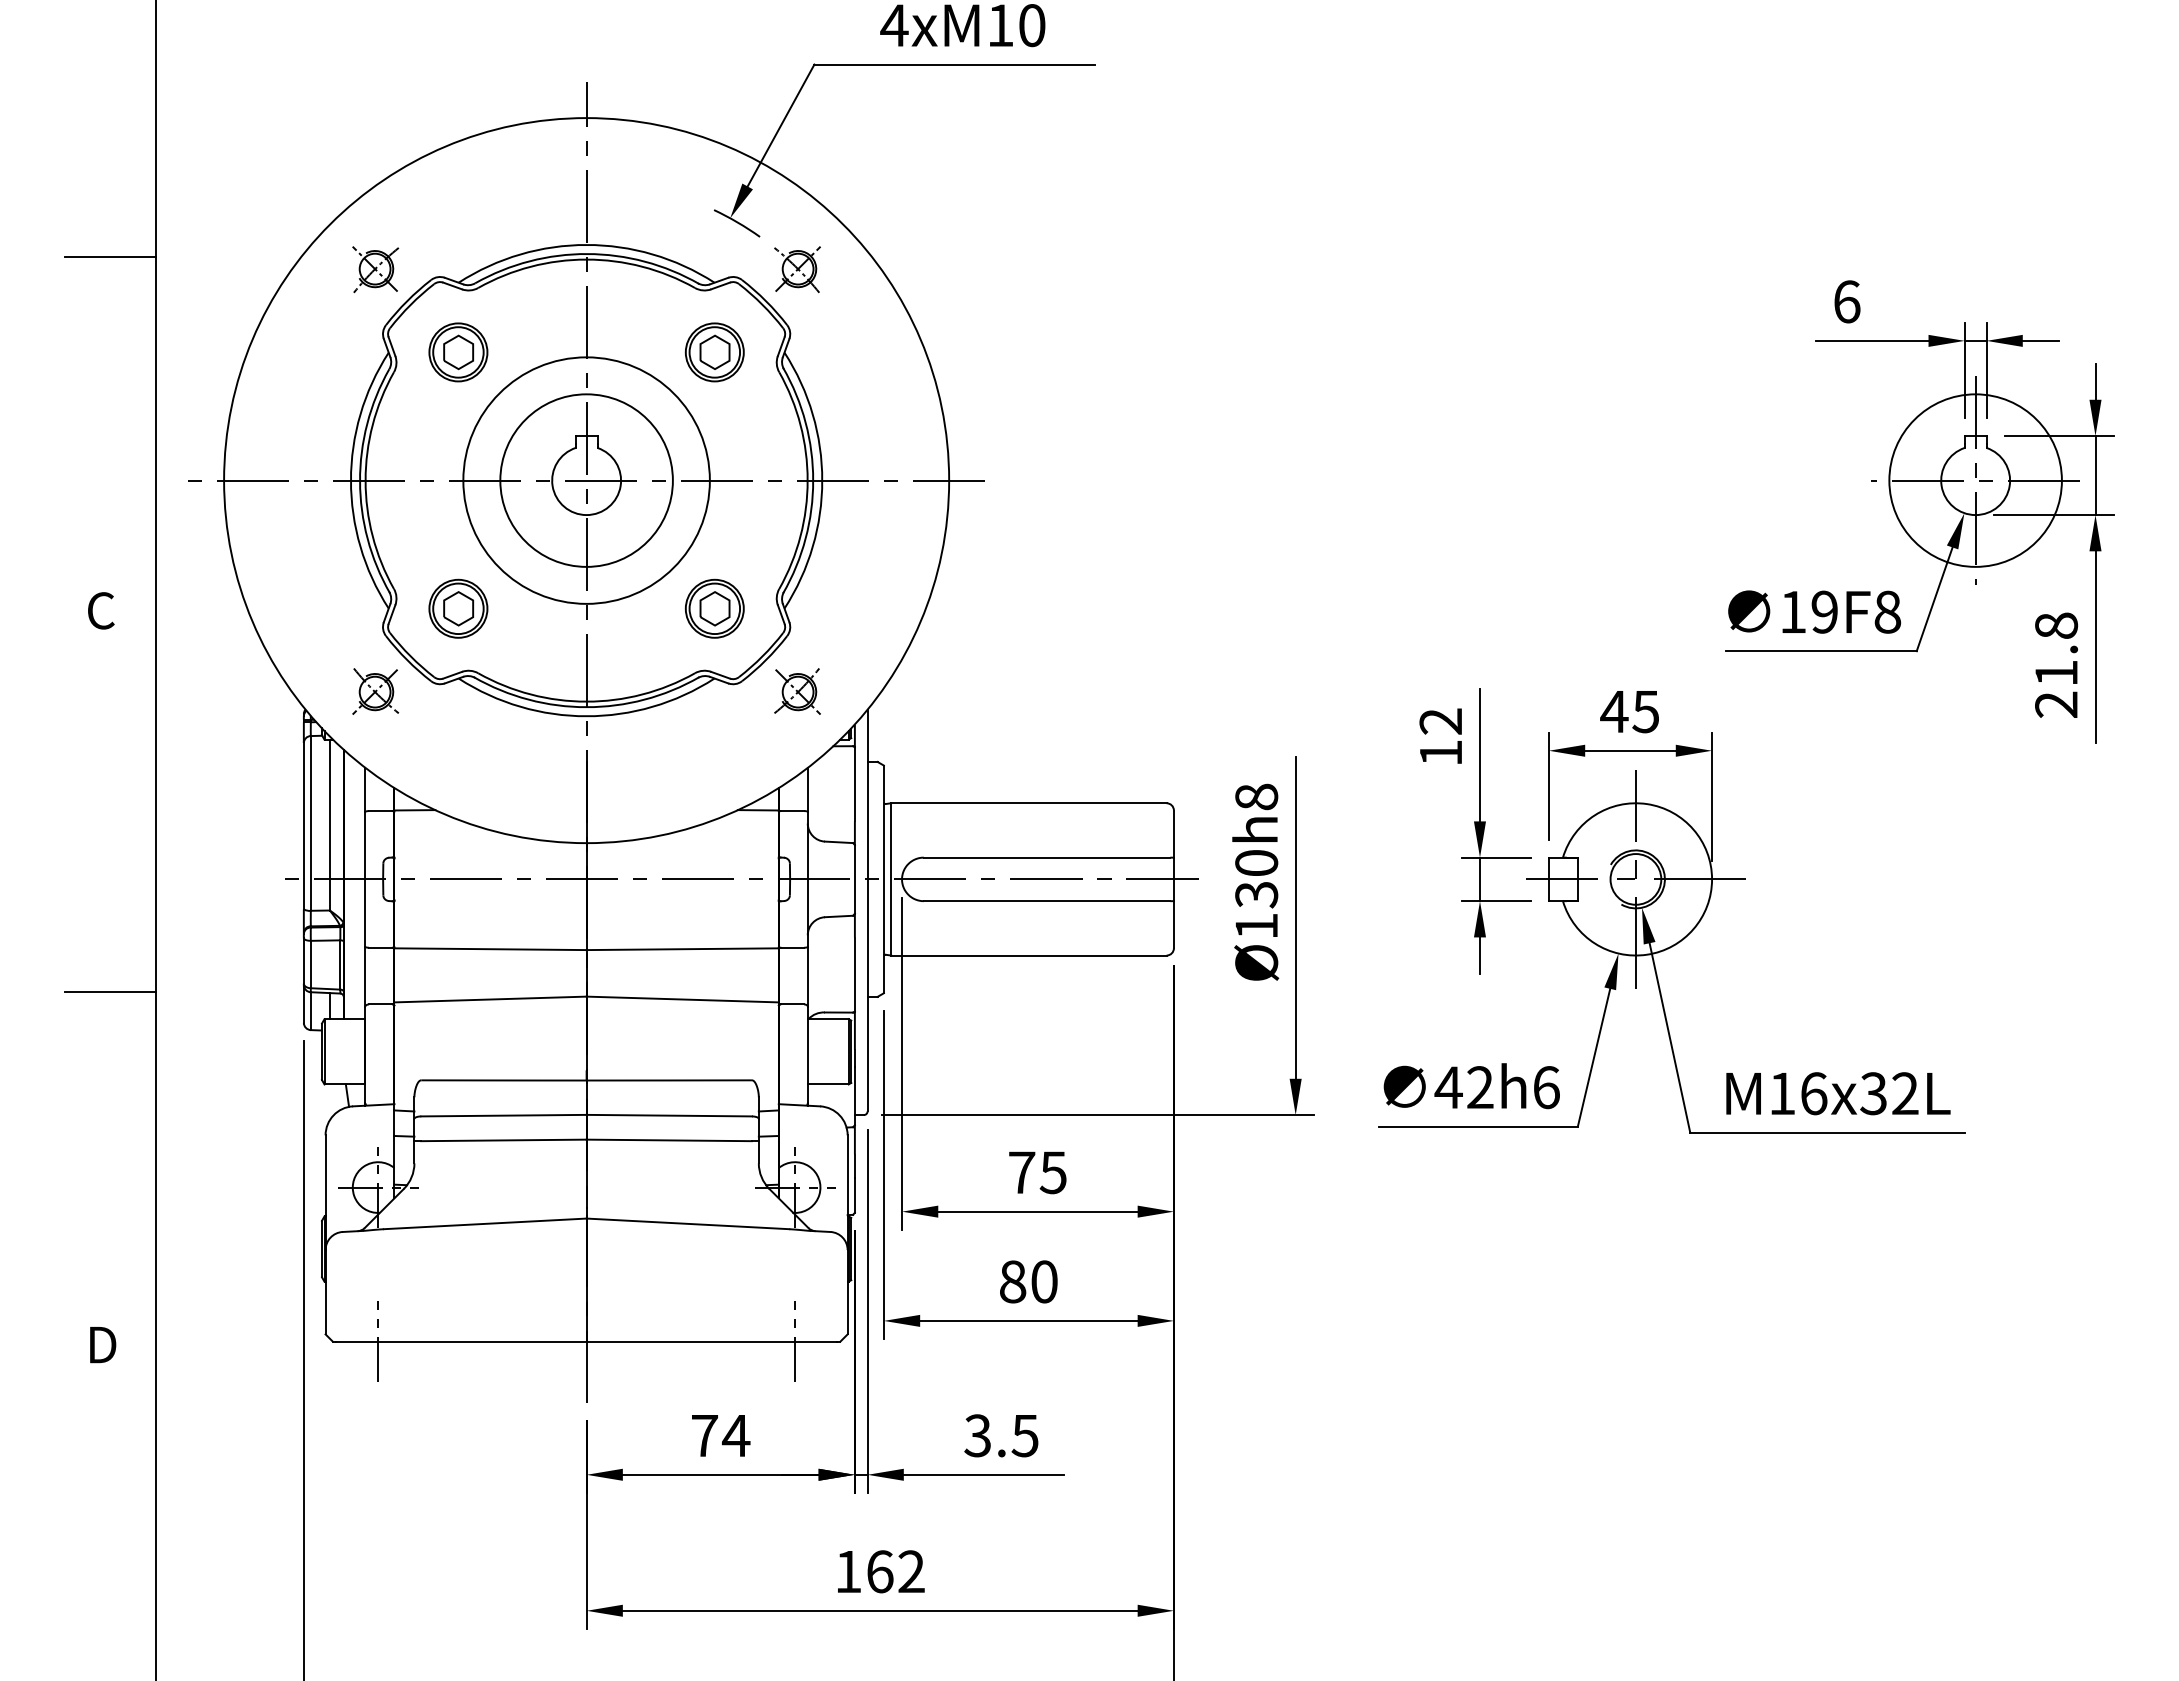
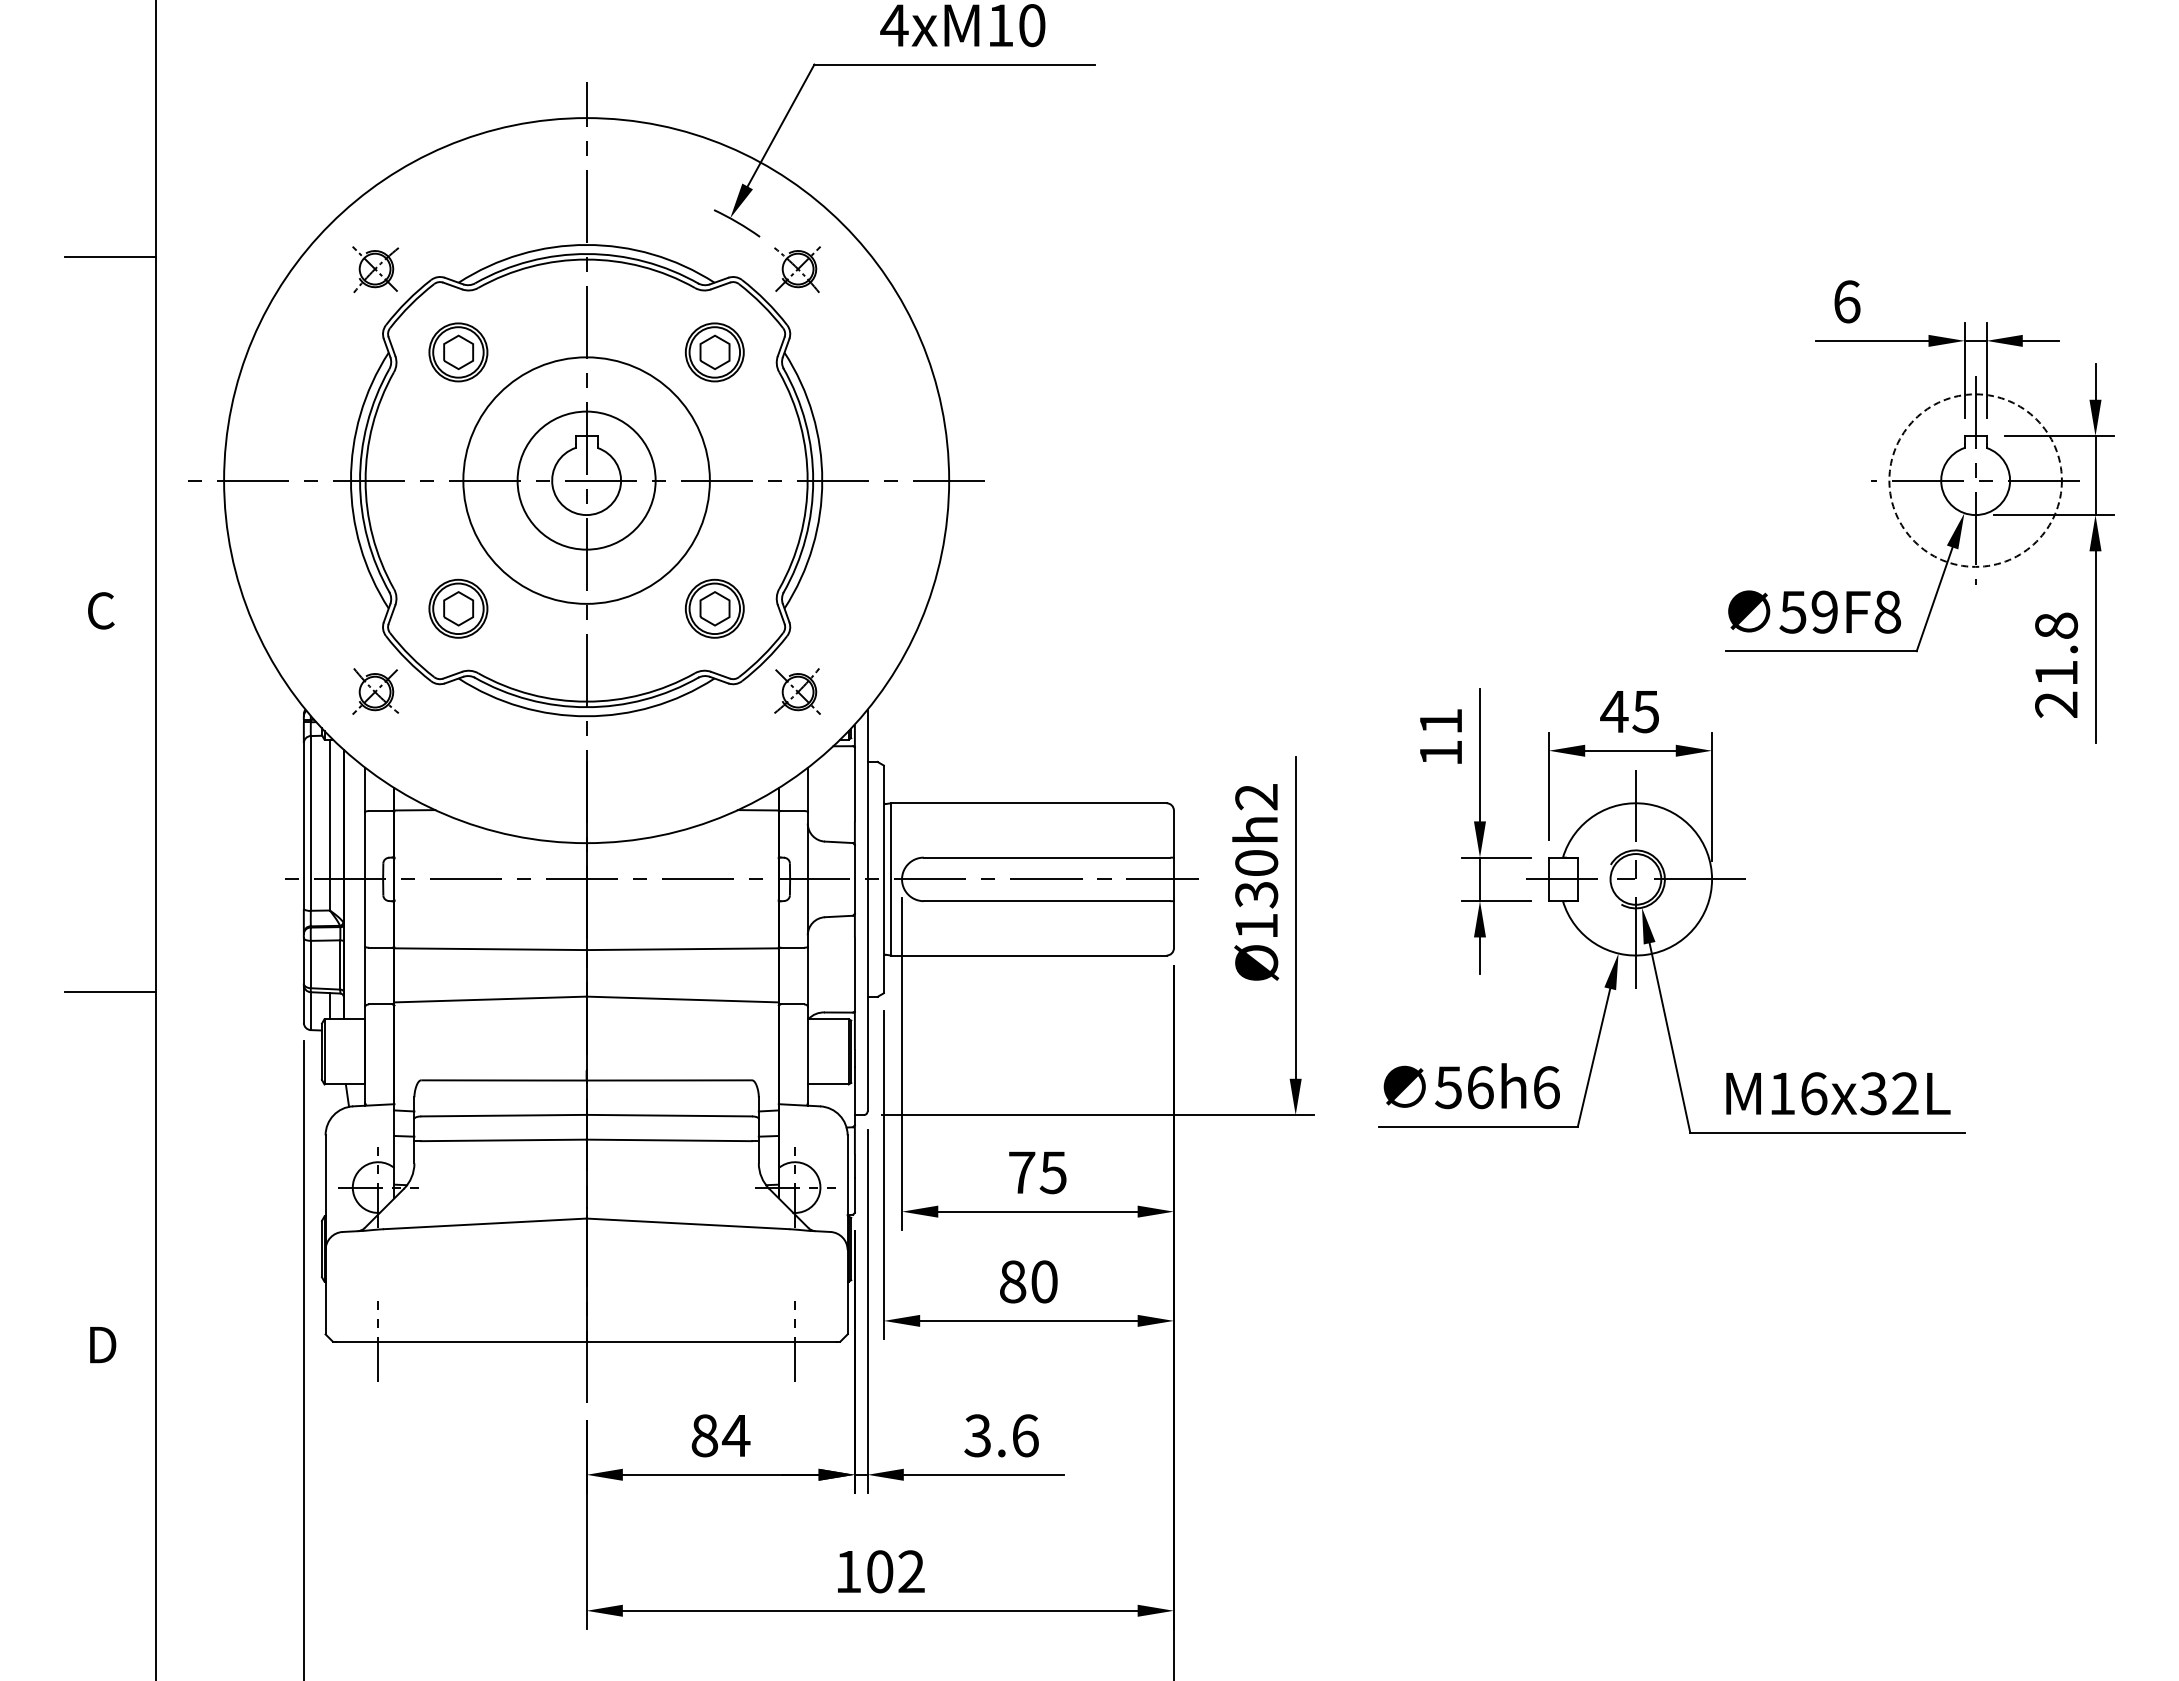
circle diameter: 173 px -> 138 px (586, 480)
circle: solid -> dashed (1975, 480)
text: 19F8 -> 59F8 (1792, 612)
text: 12 -> 11 (1440, 721)
text: Ø130h8 -> Ø130h2 (1256, 796)
text: 42h6 -> 56h6 (1463, 1087)
text: 74 -> 84 (704, 1435)
text: 3.5 -> 3.6 (1024, 1435)
text: 162 -> 102 (880, 1571)
